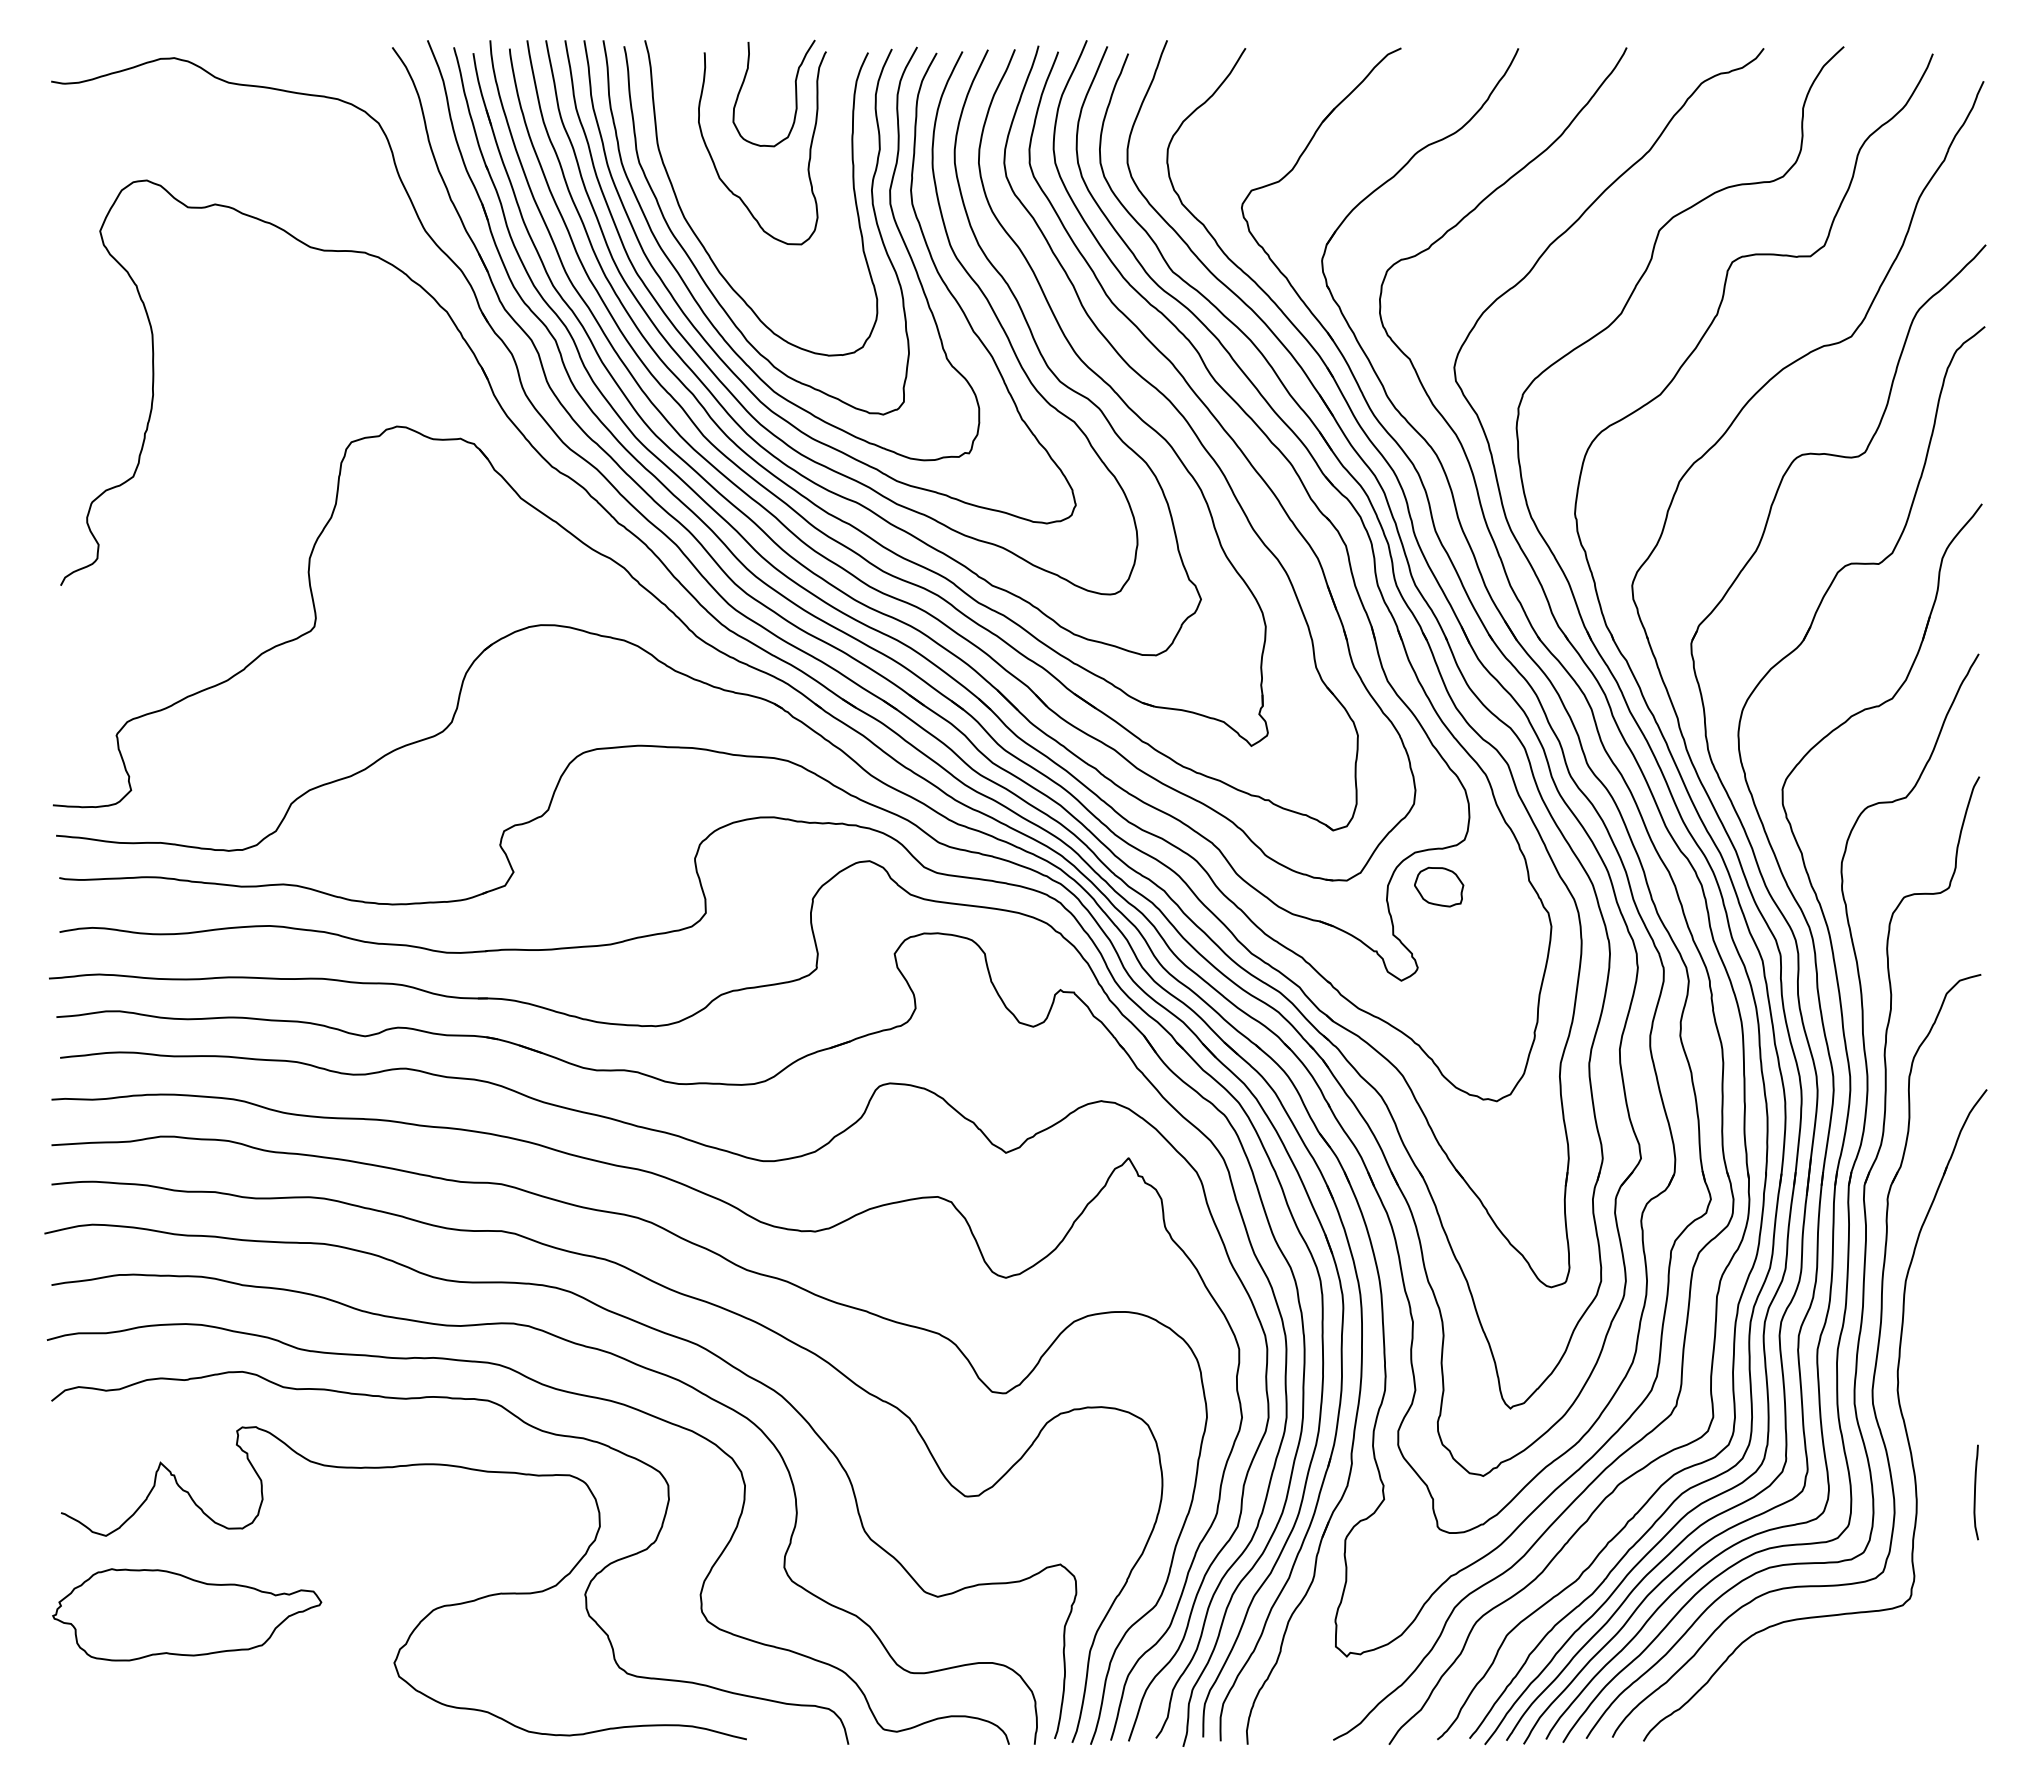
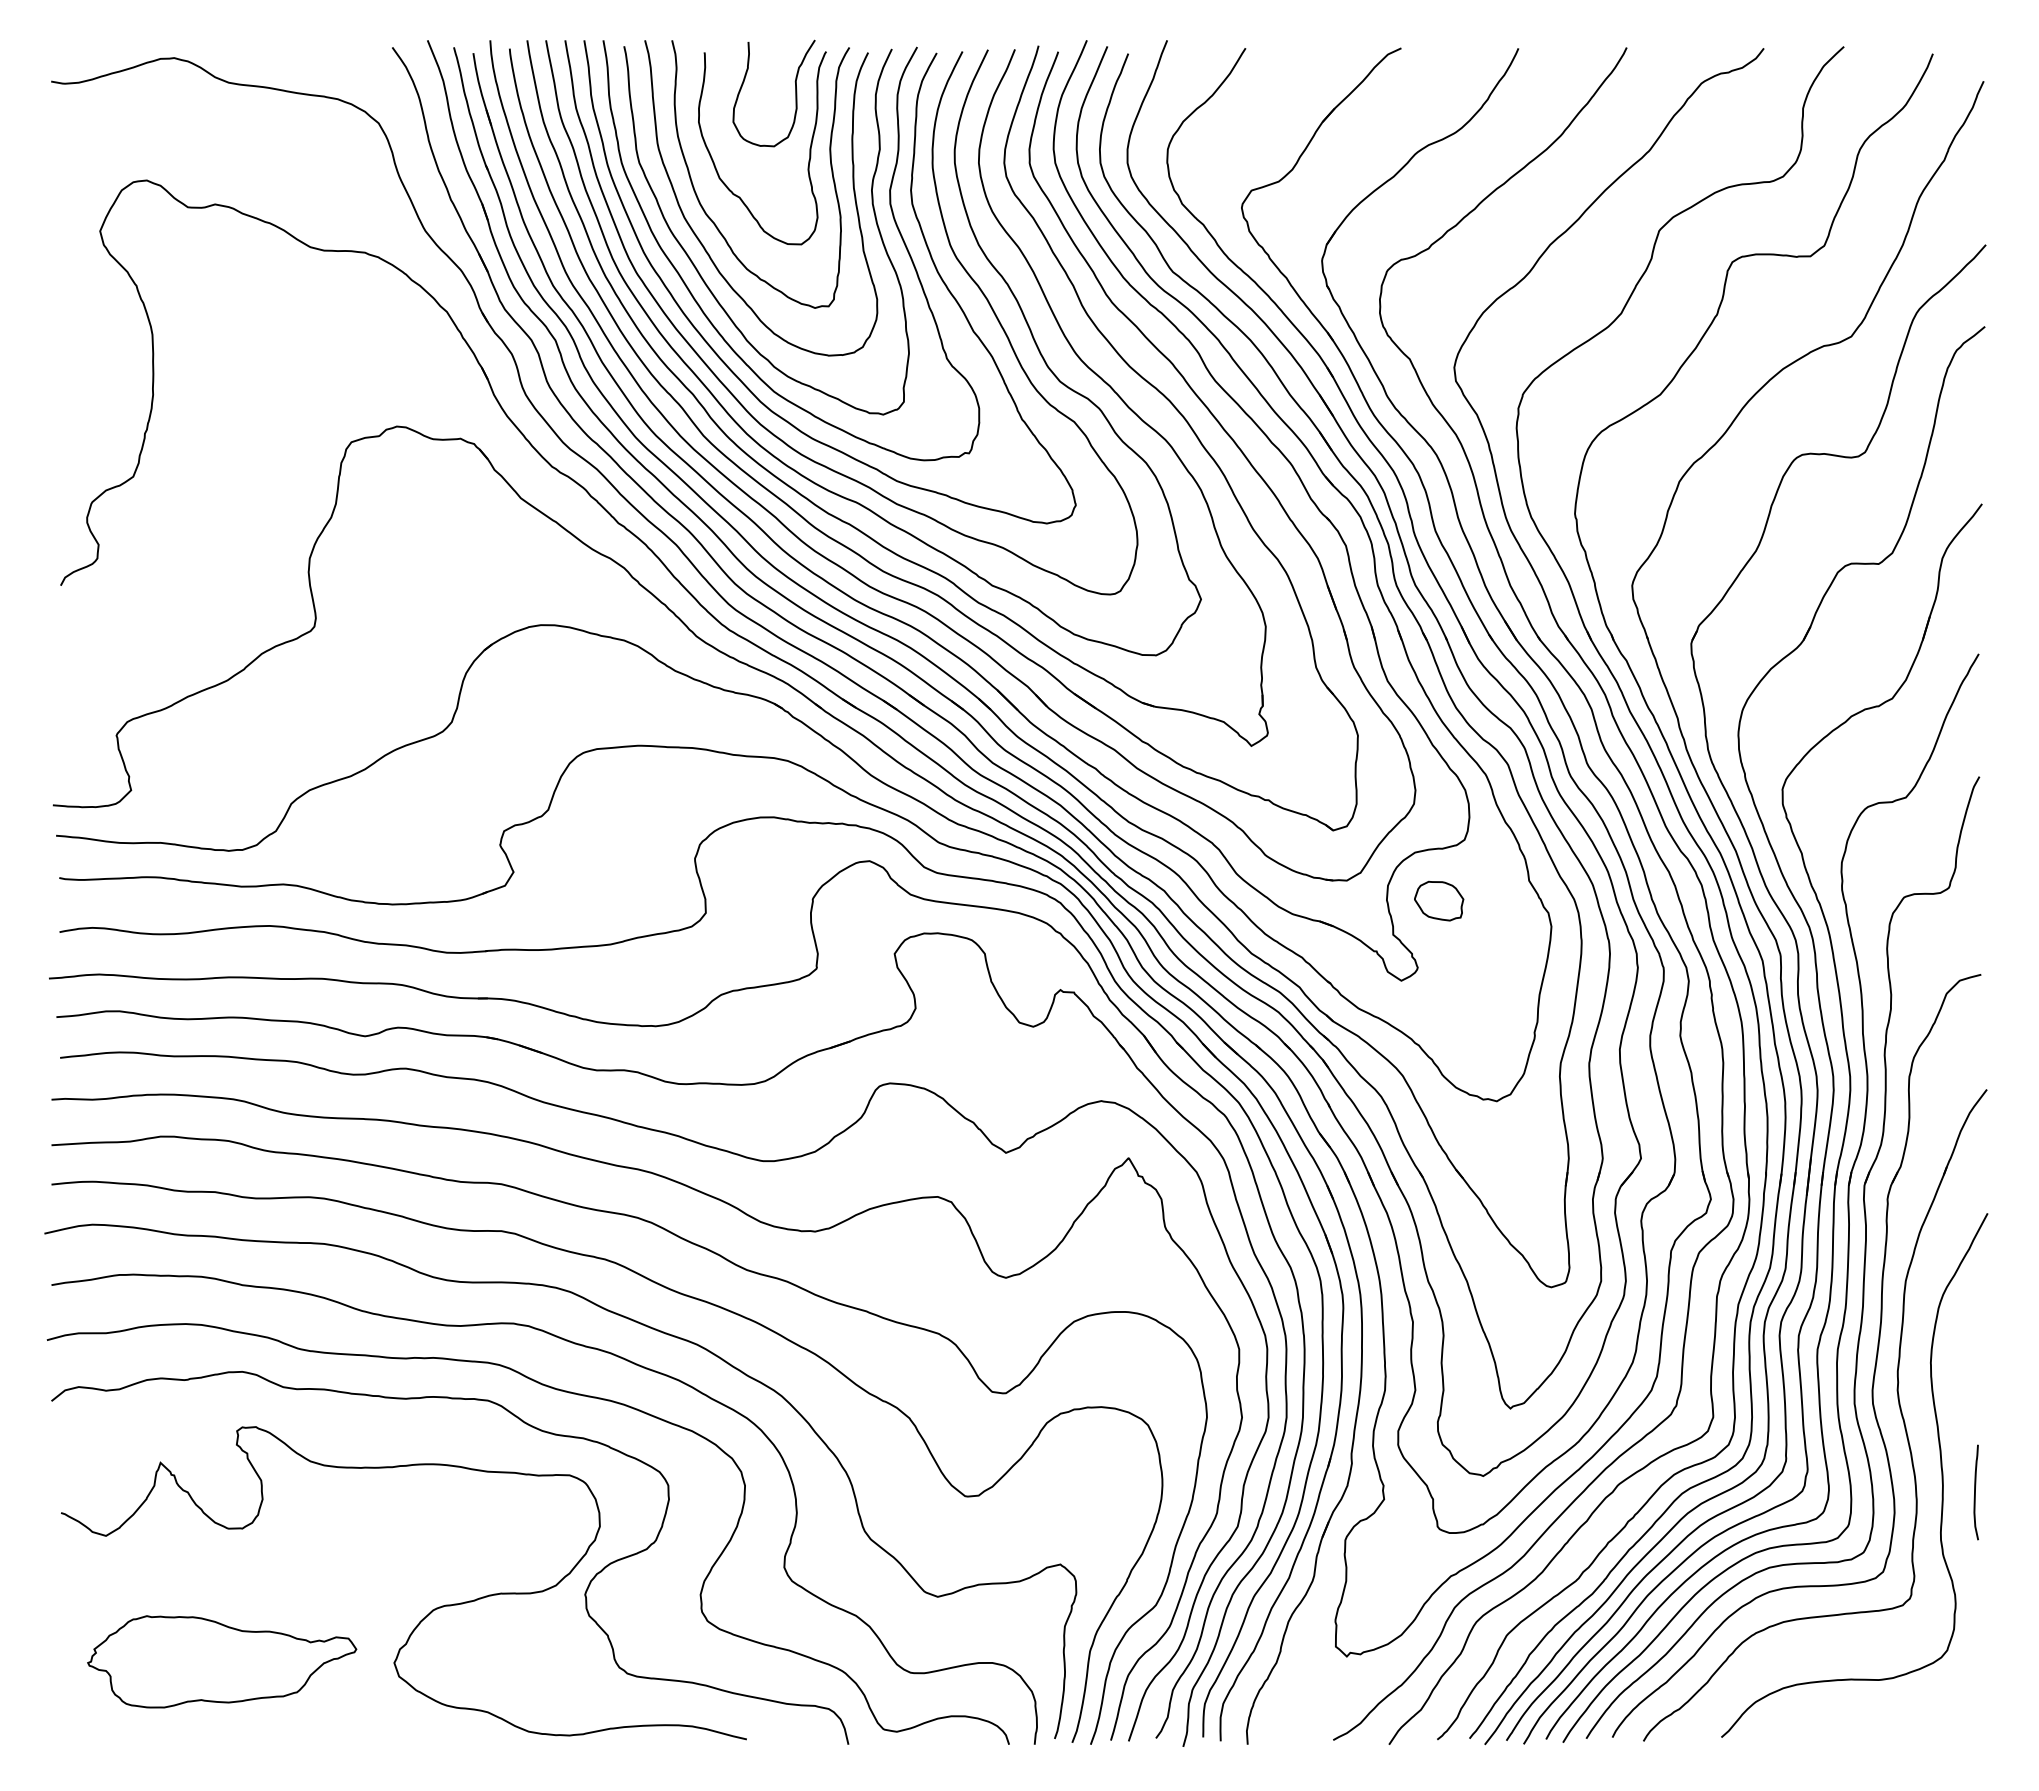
curve: none -> present (705, 210)
part position: (1439, 886) -> (1439, 900) (1439, 900)
curve: none -> present (1940, 1467)
part position: (187, 1614) -> (222, 1661) (222, 1661)
